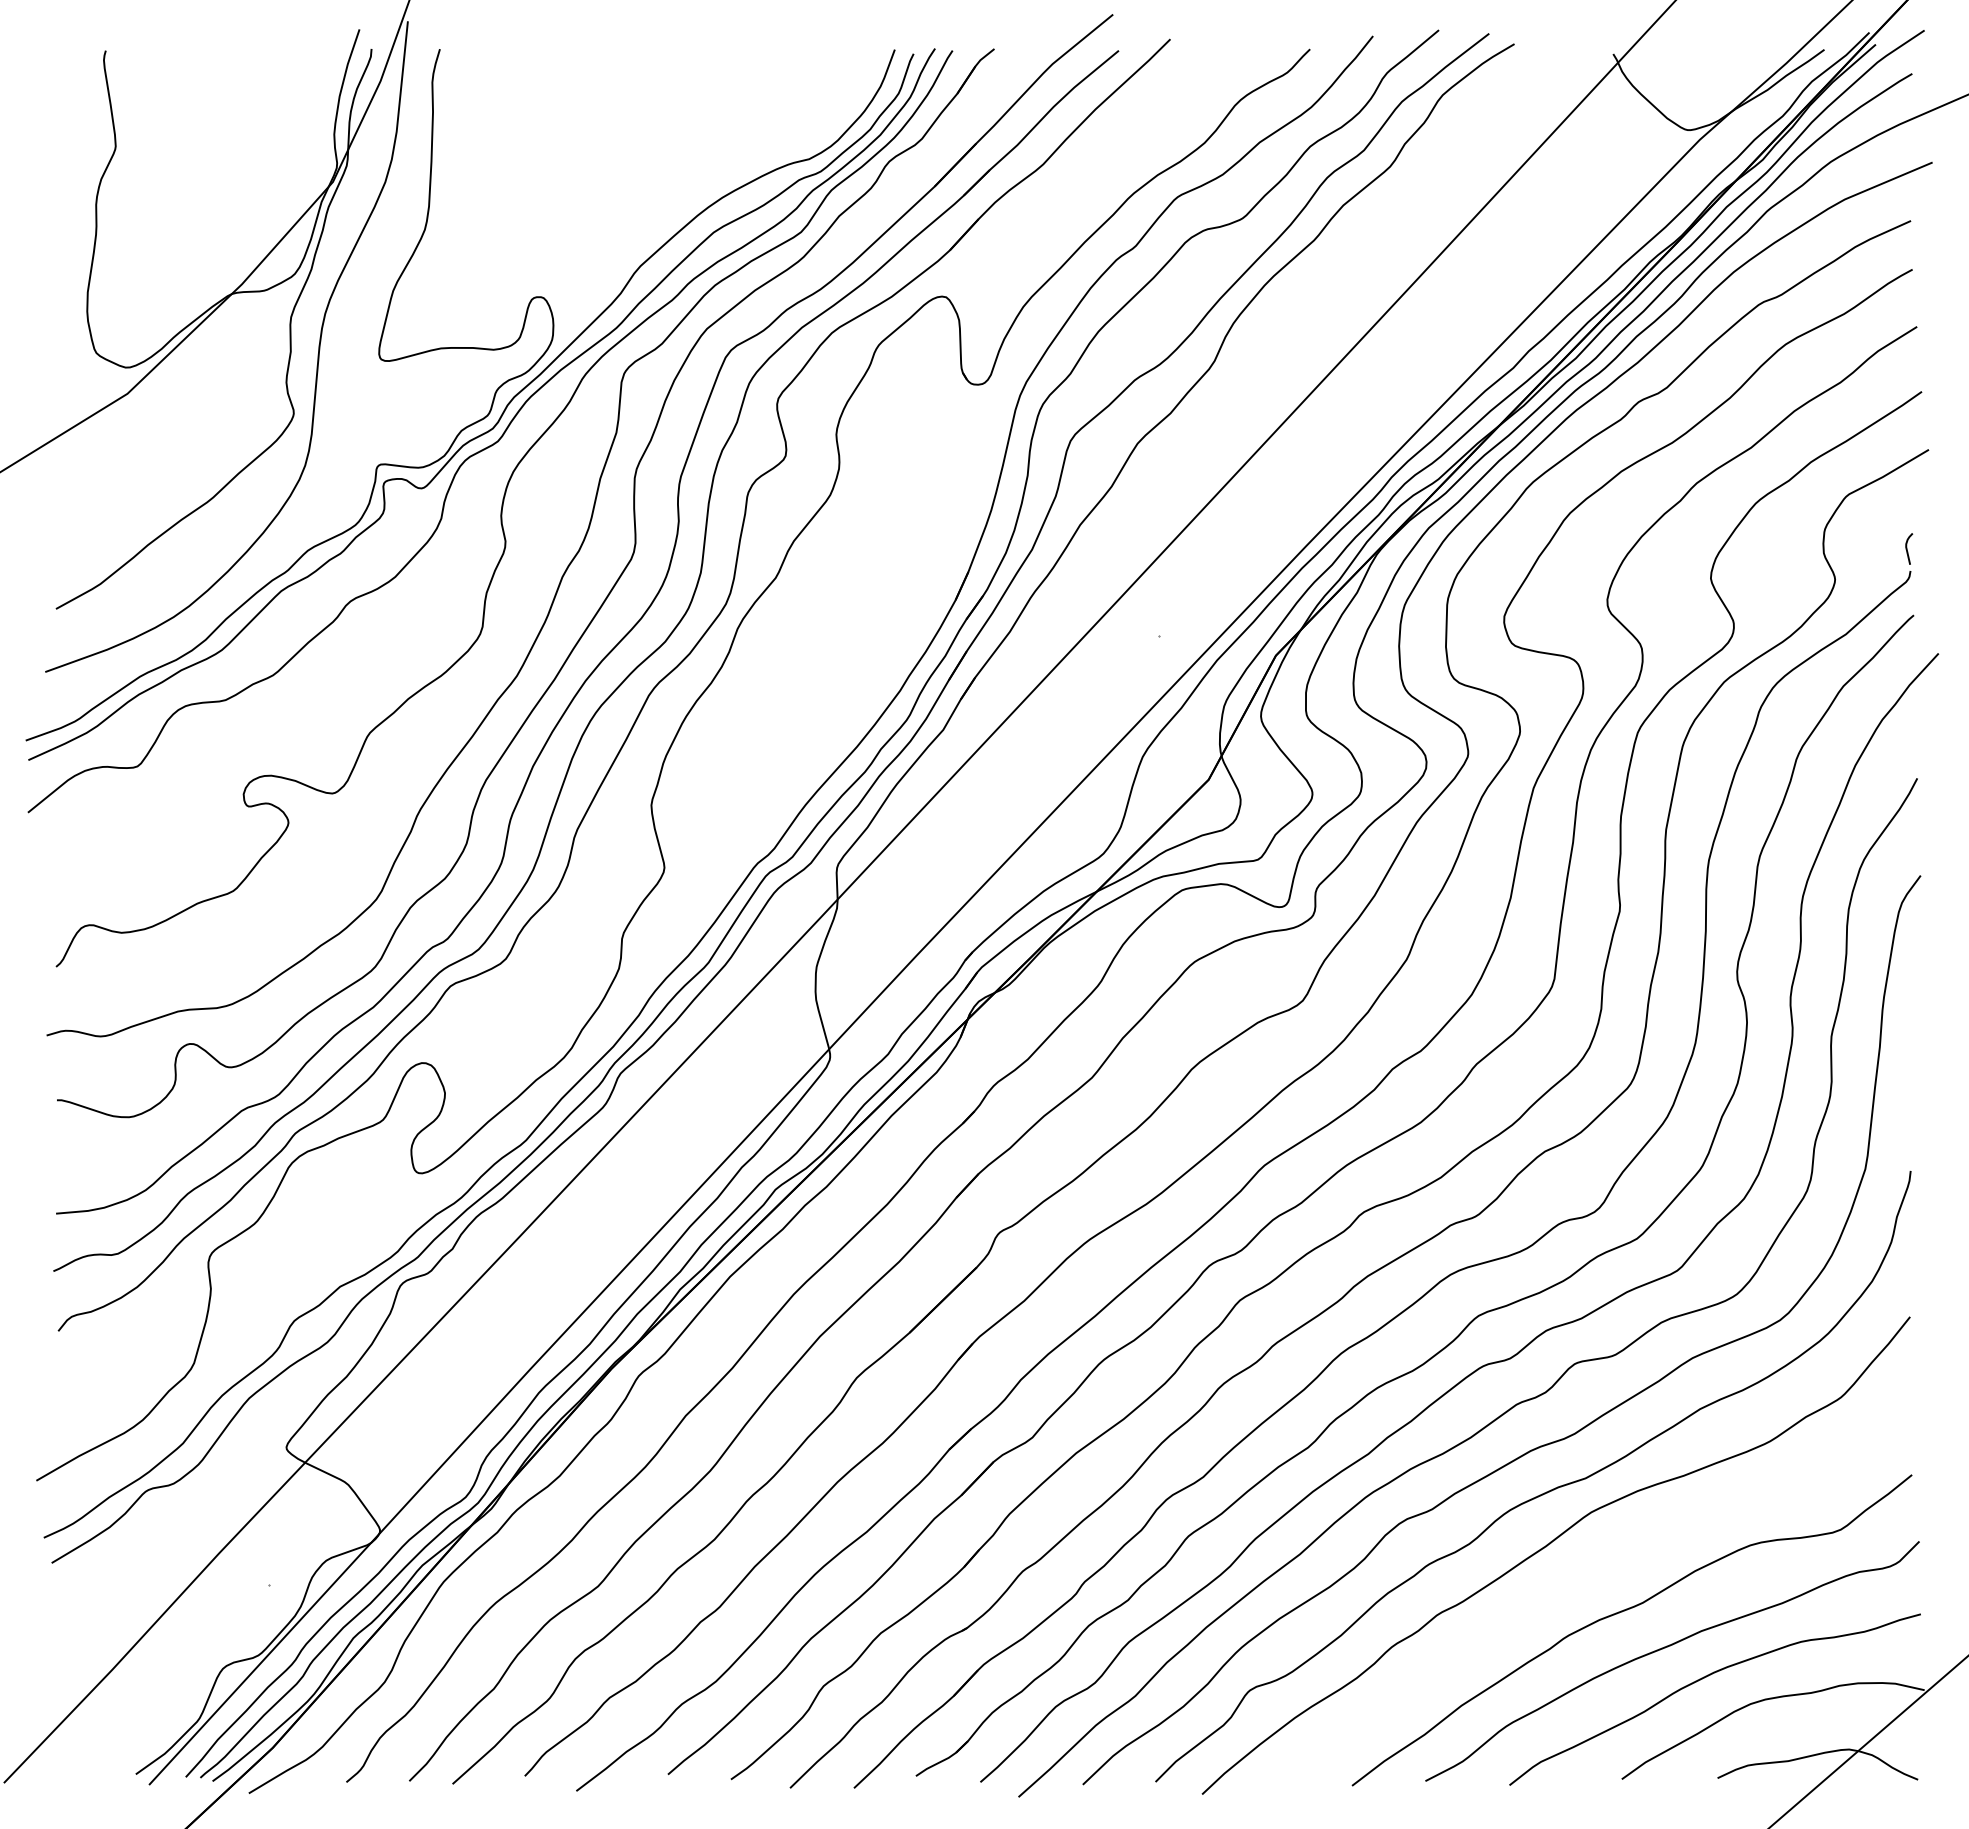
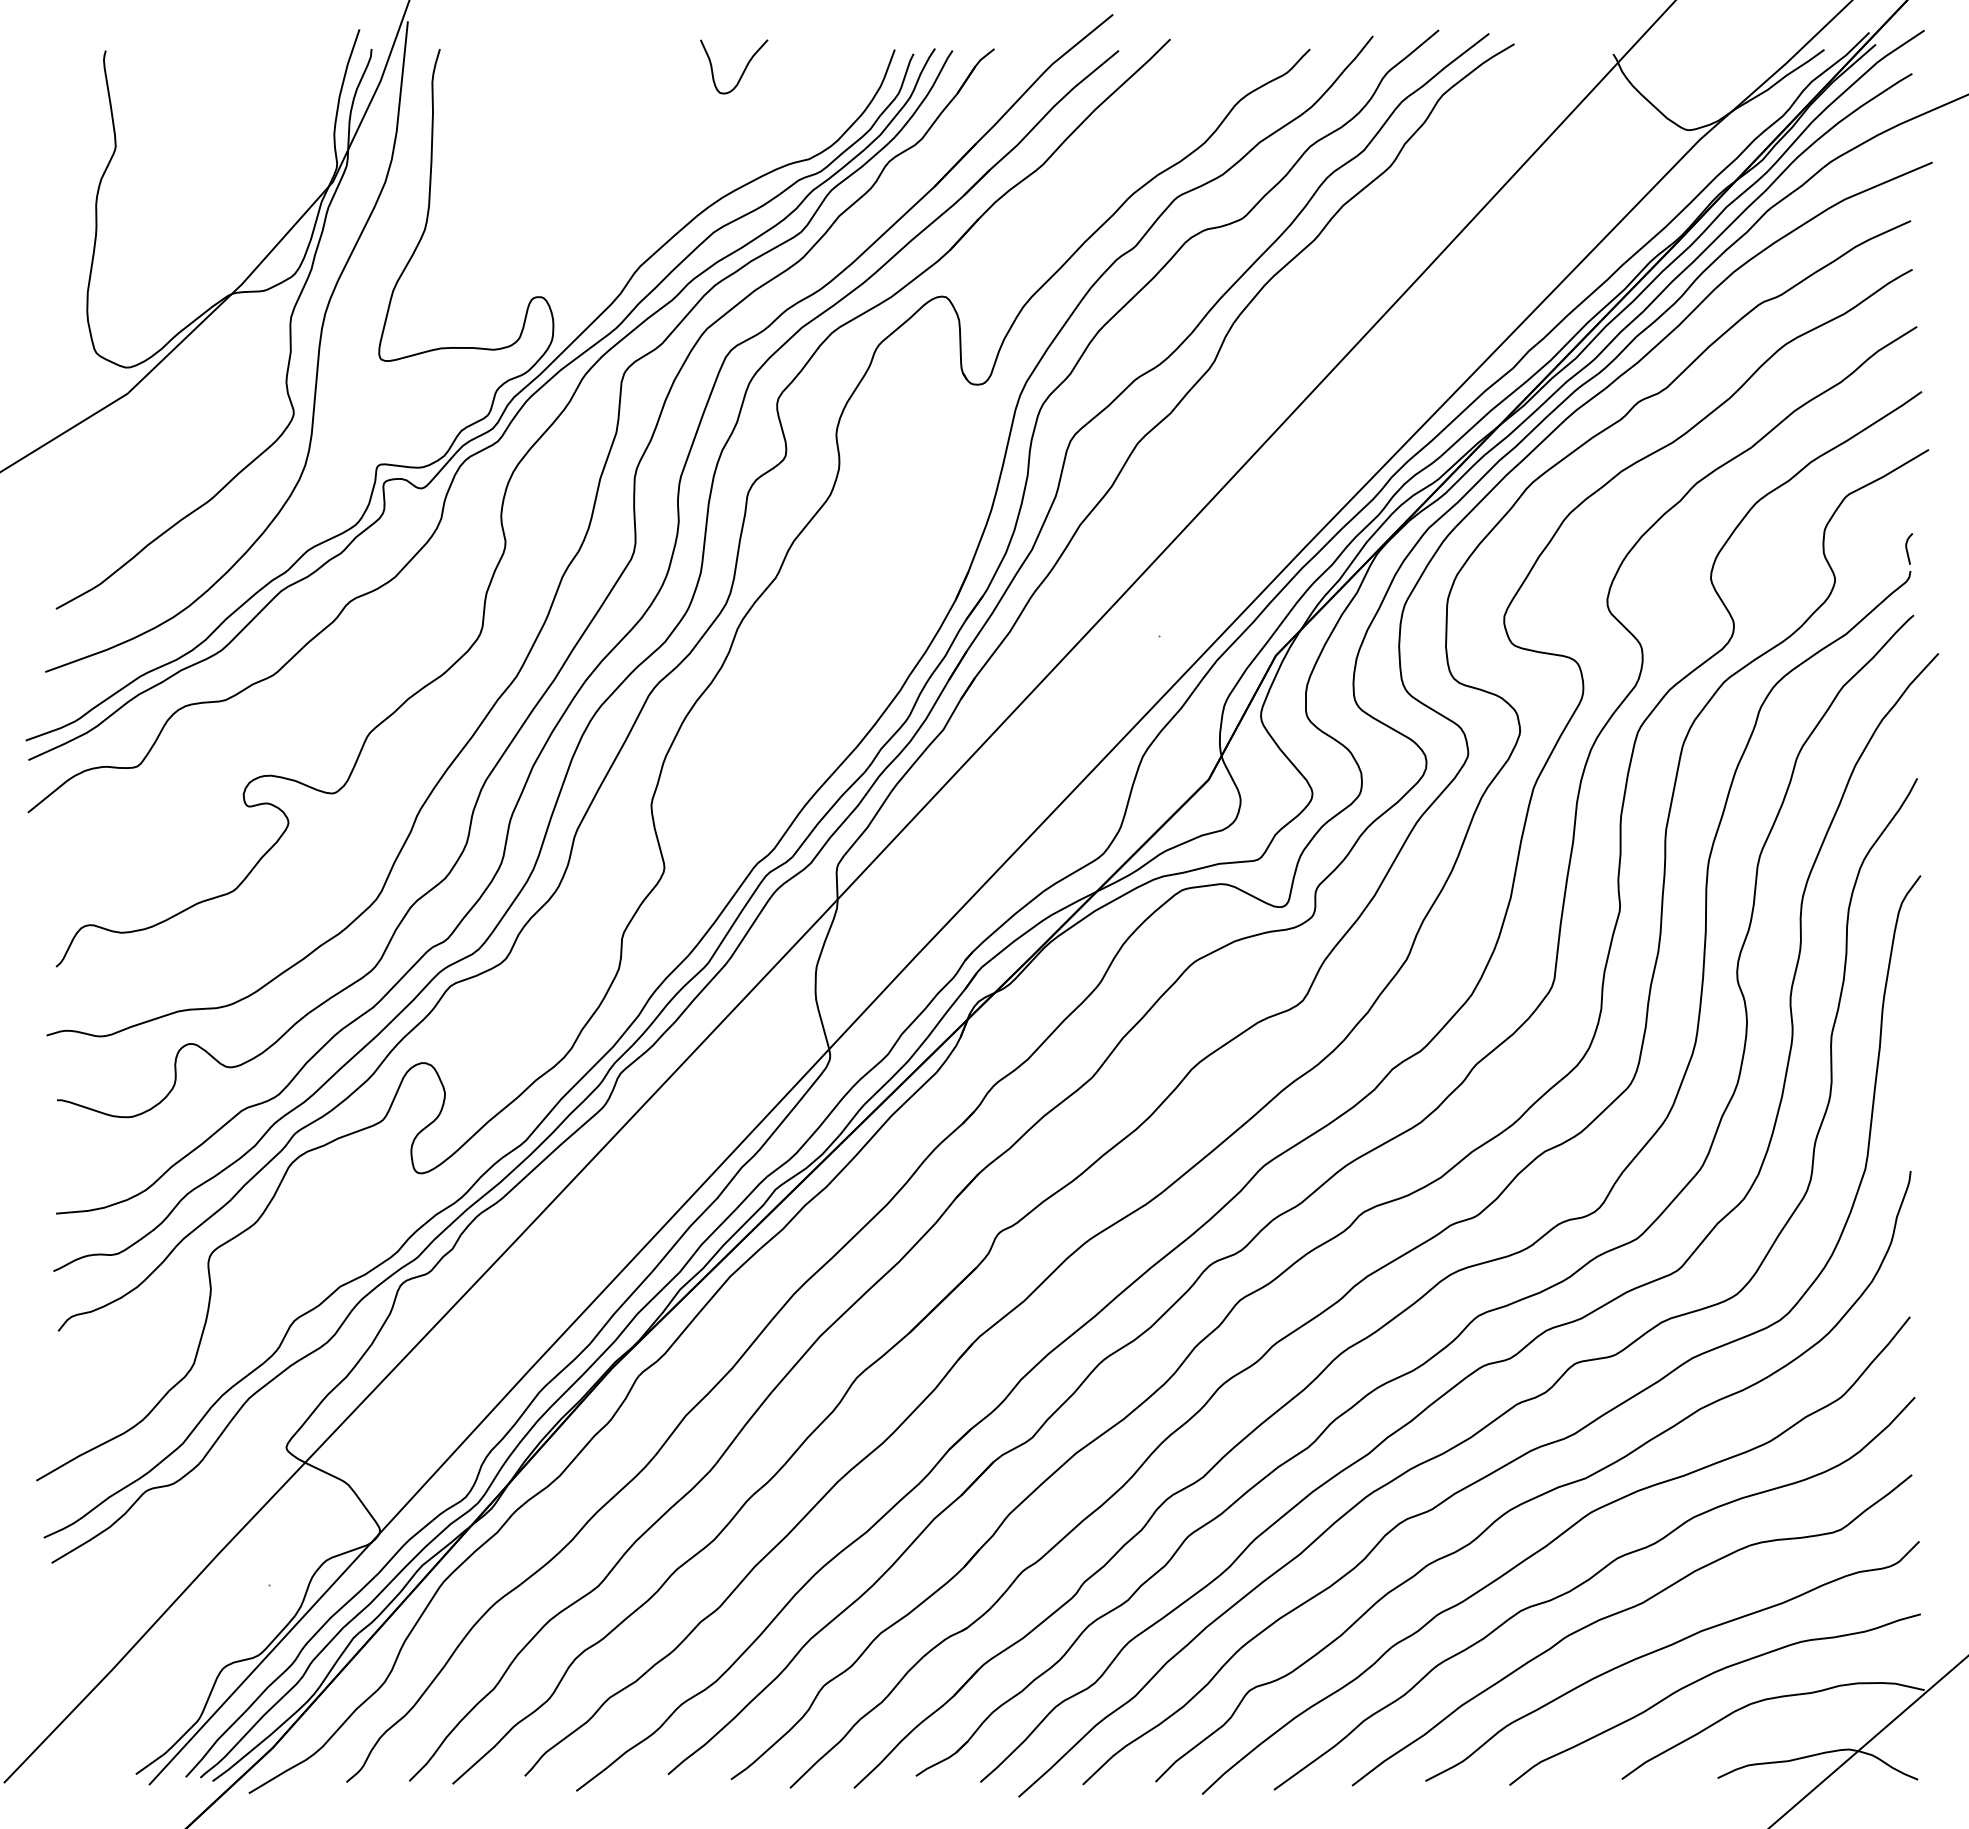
curve: none -> present (743, 70)
curve: none -> present (1586, 1582)
